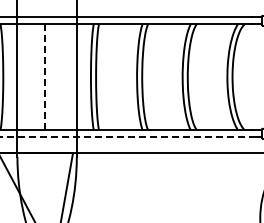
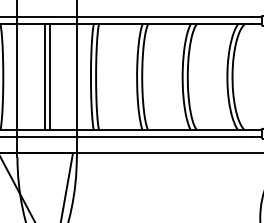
line: none -> present (49, 76)
line: dashed -> solid (44, 77)
line: dashed -> solid (126, 137)
